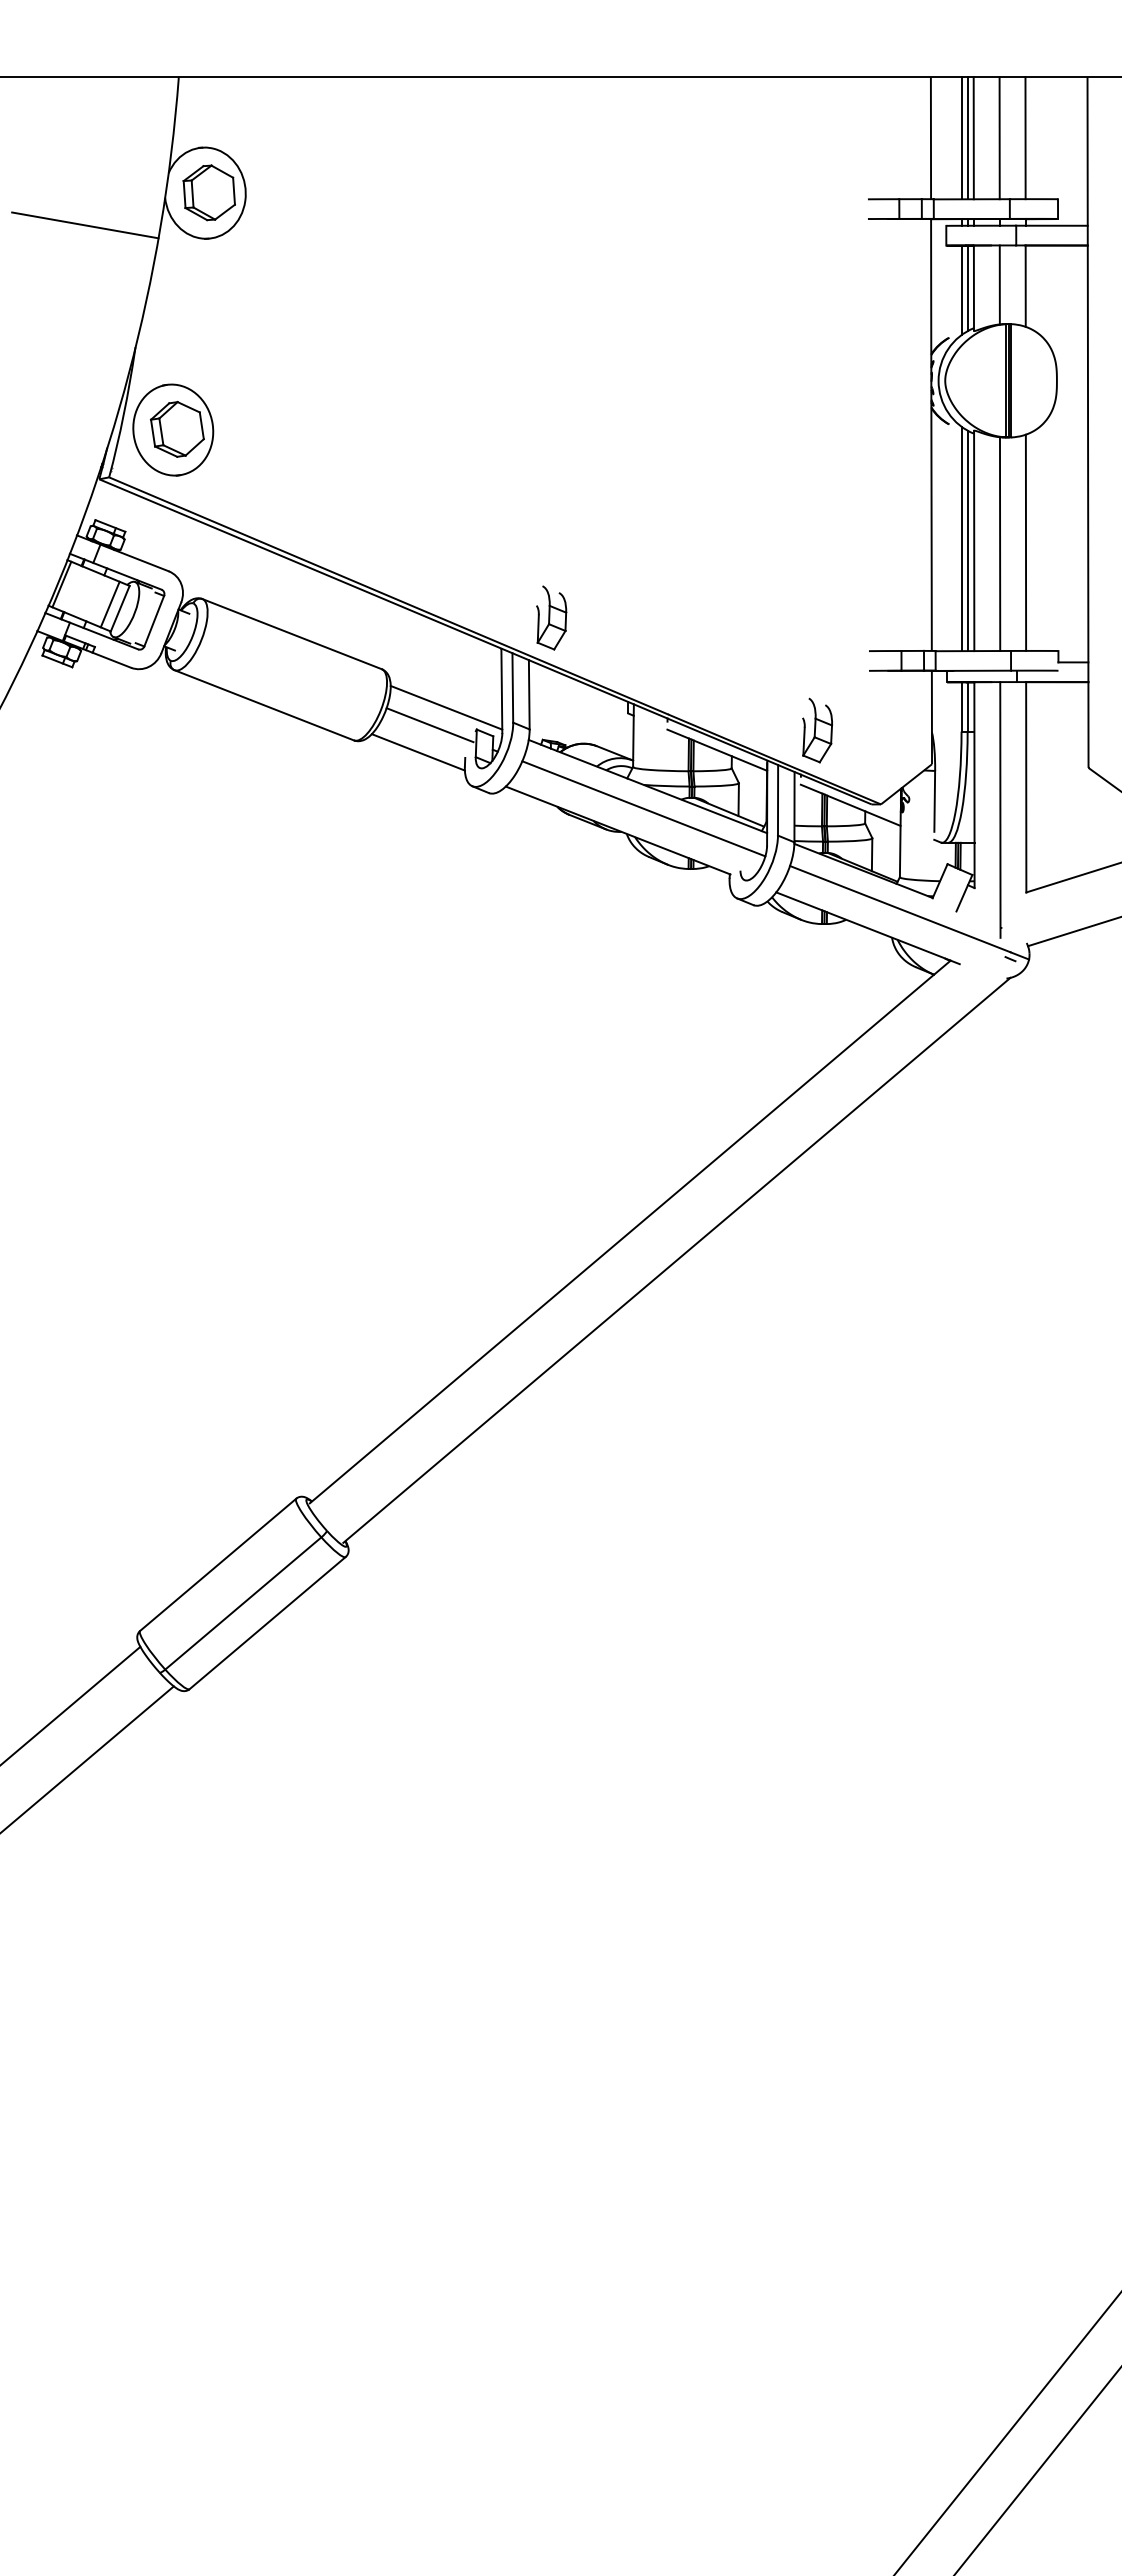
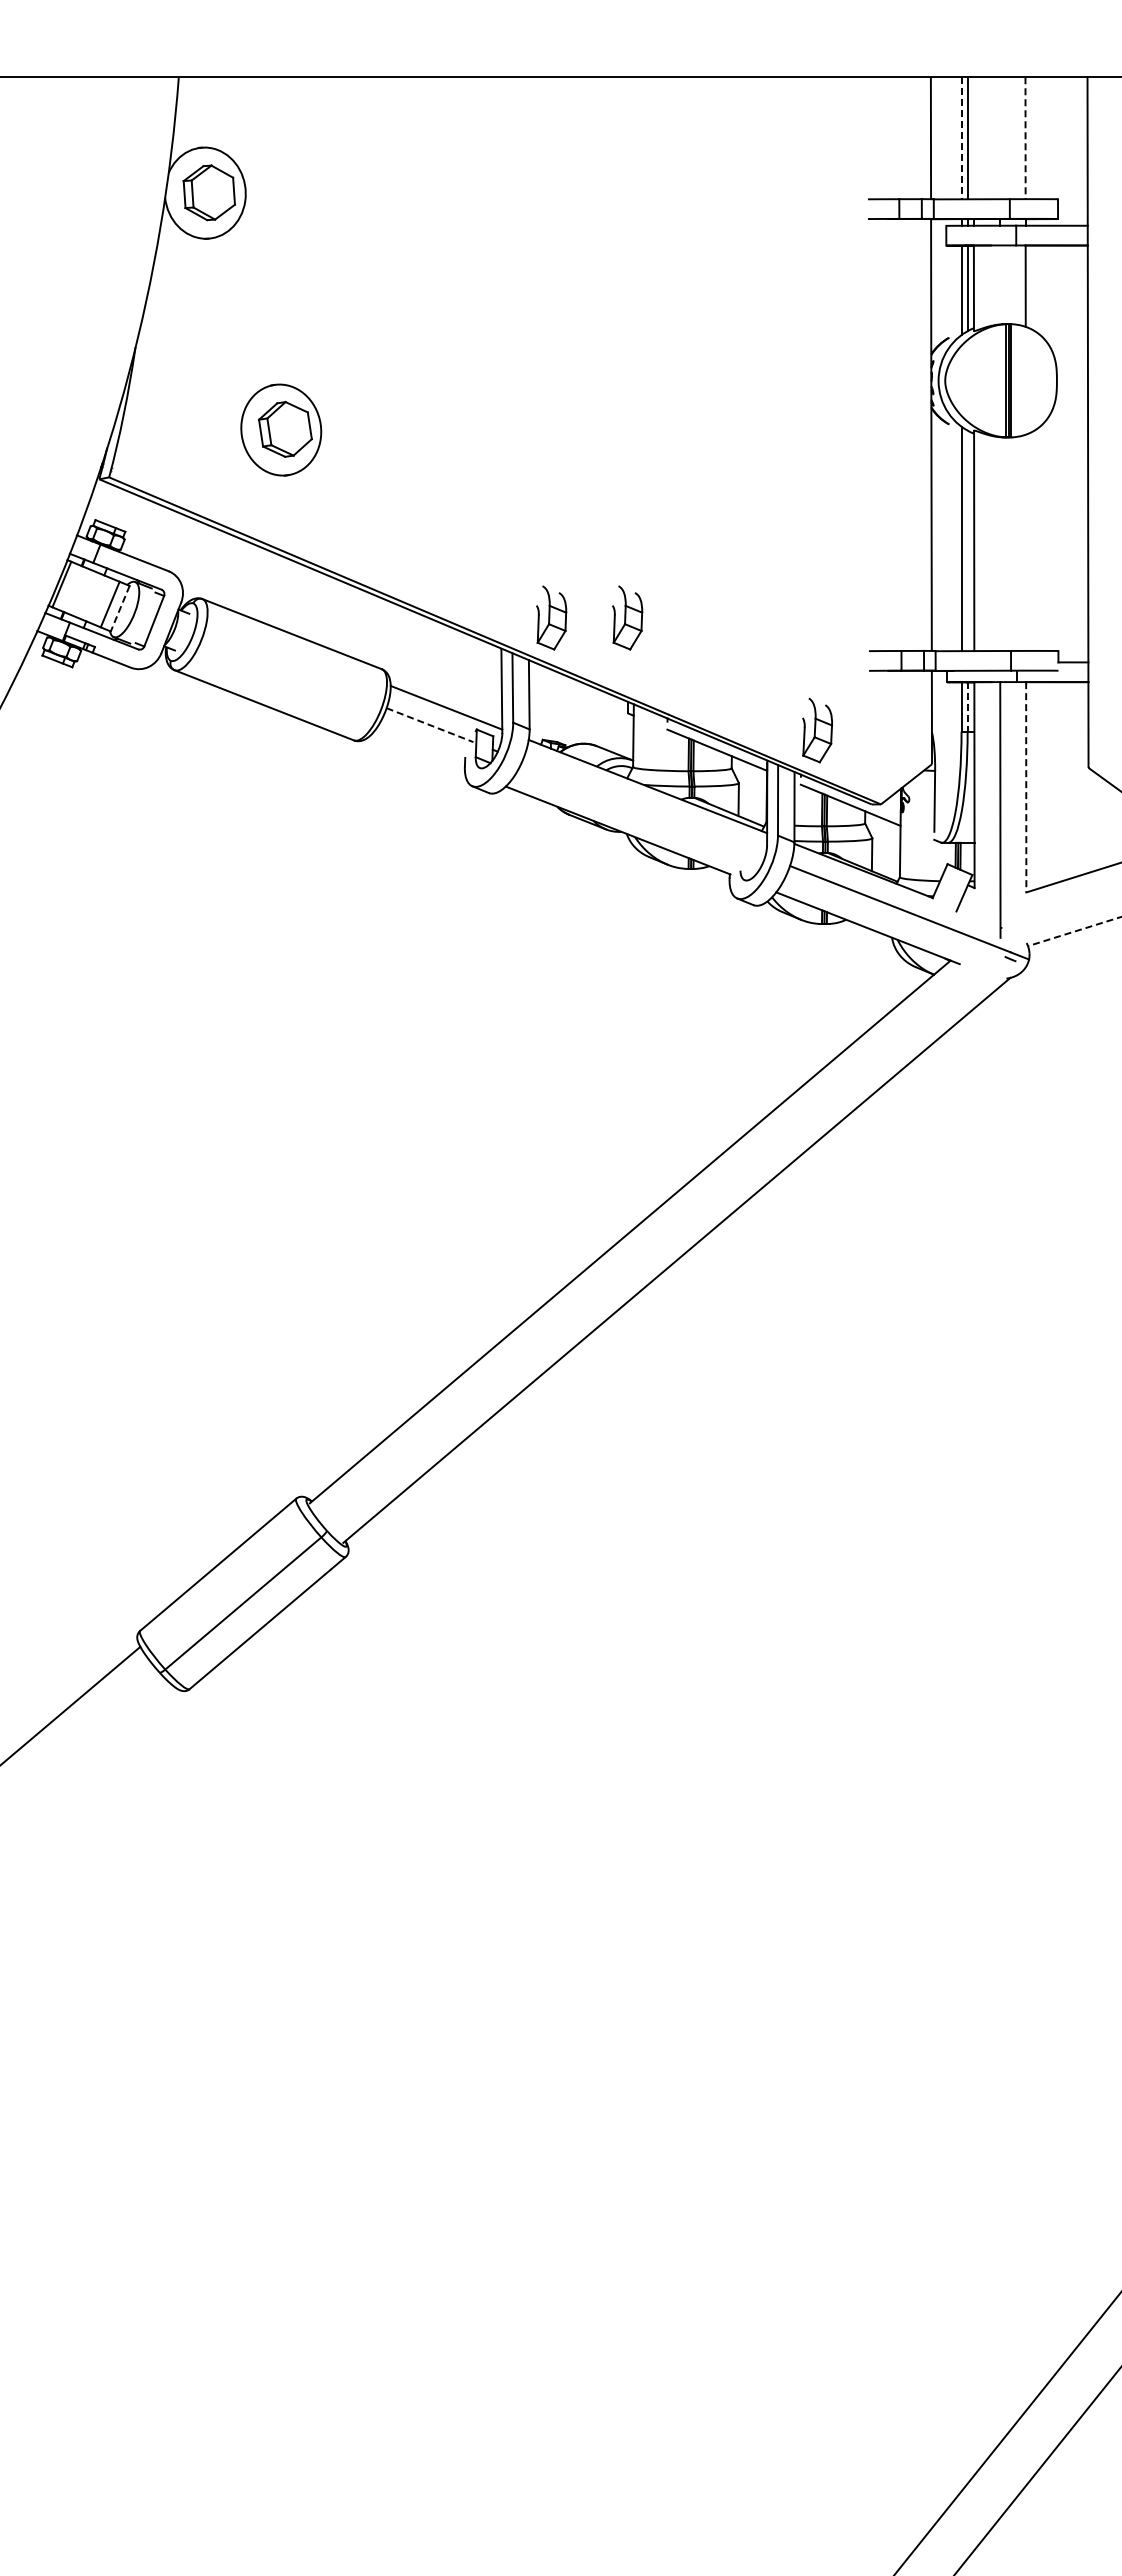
line: solid -> dashed (961, 138)
line: present -> none (973, 138)
line: present -> none (999, 138)
line: solid -> dashed (1025, 138)
line: present -> none (85, 225)
line: present -> none (999, 284)
part position: (173, 429) -> (281, 429) (281, 429)
line: present -> none (967, 540)
line: present -> none (1025, 542)
line: present -> none (999, 544)
line: solid -> dashed (120, 608)
part: none -> present (627, 617)
line: solid -> dashed (967, 707)
line: solid -> dashed (430, 725)
line: present -> none (417, 752)
line: solid -> dashed (1026, 787)
line: present -> none (643, 808)
line: solid -> dashed (1074, 931)
line: present -> none (87, 1758)
